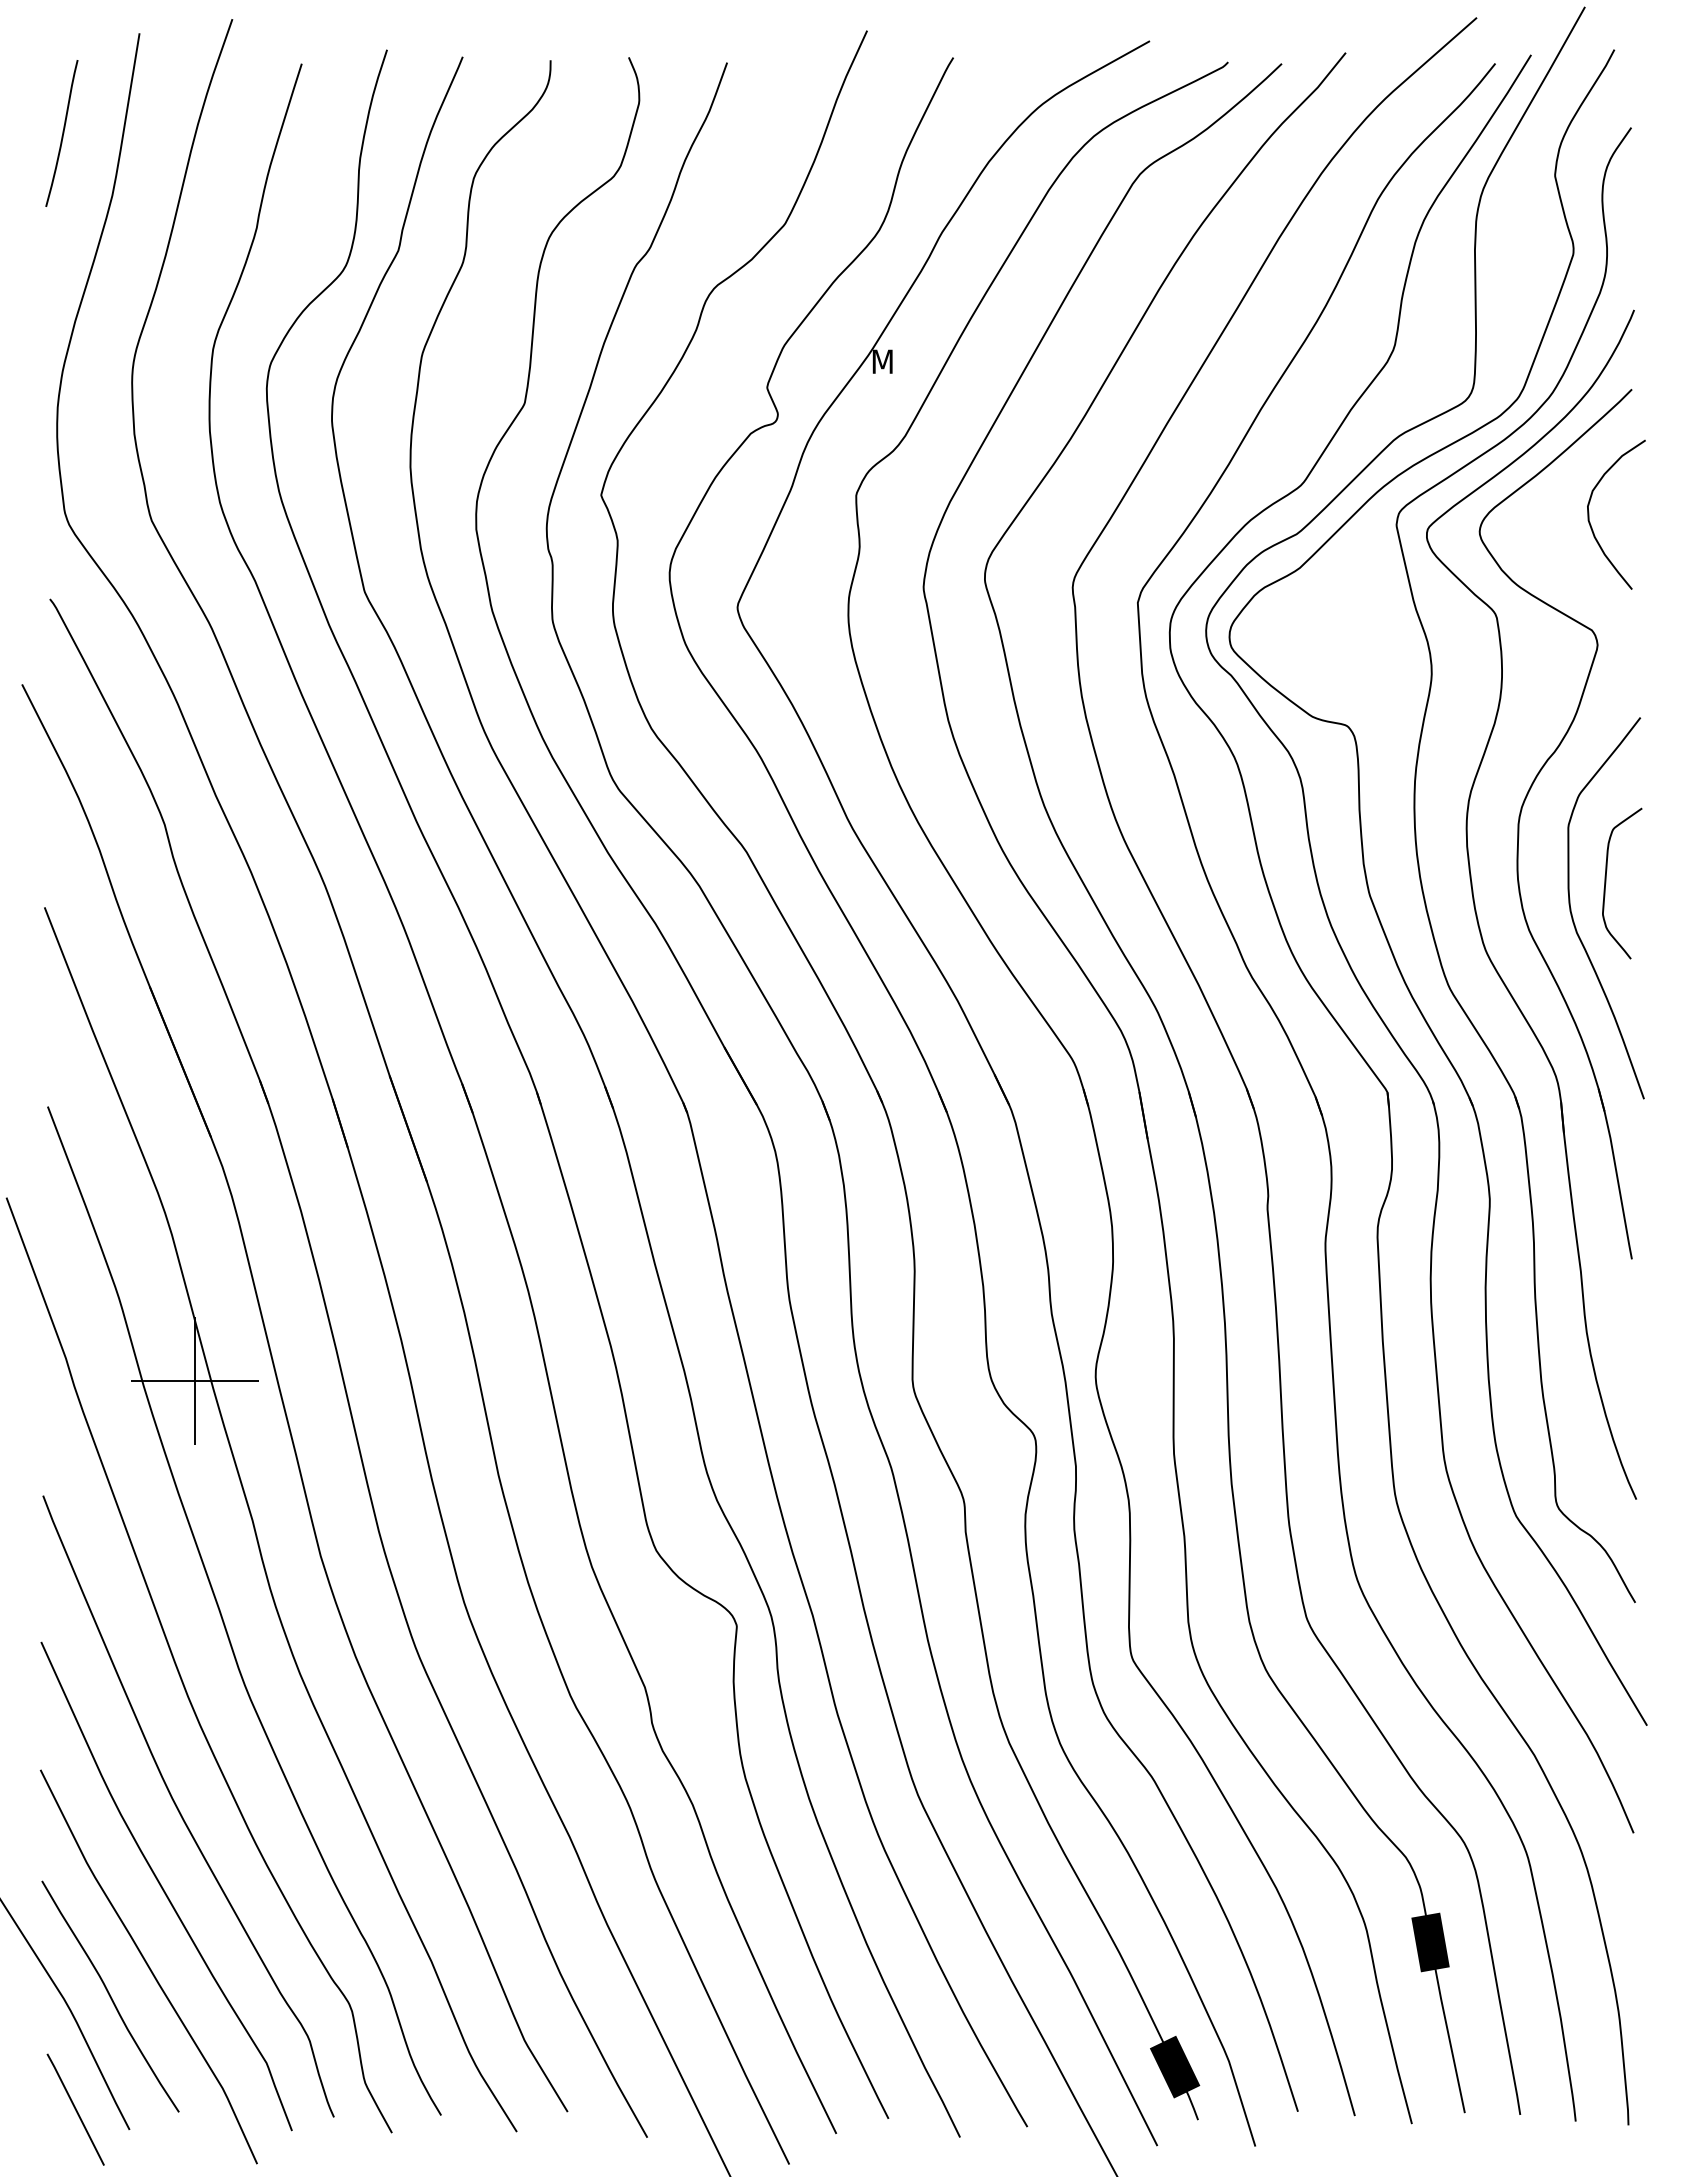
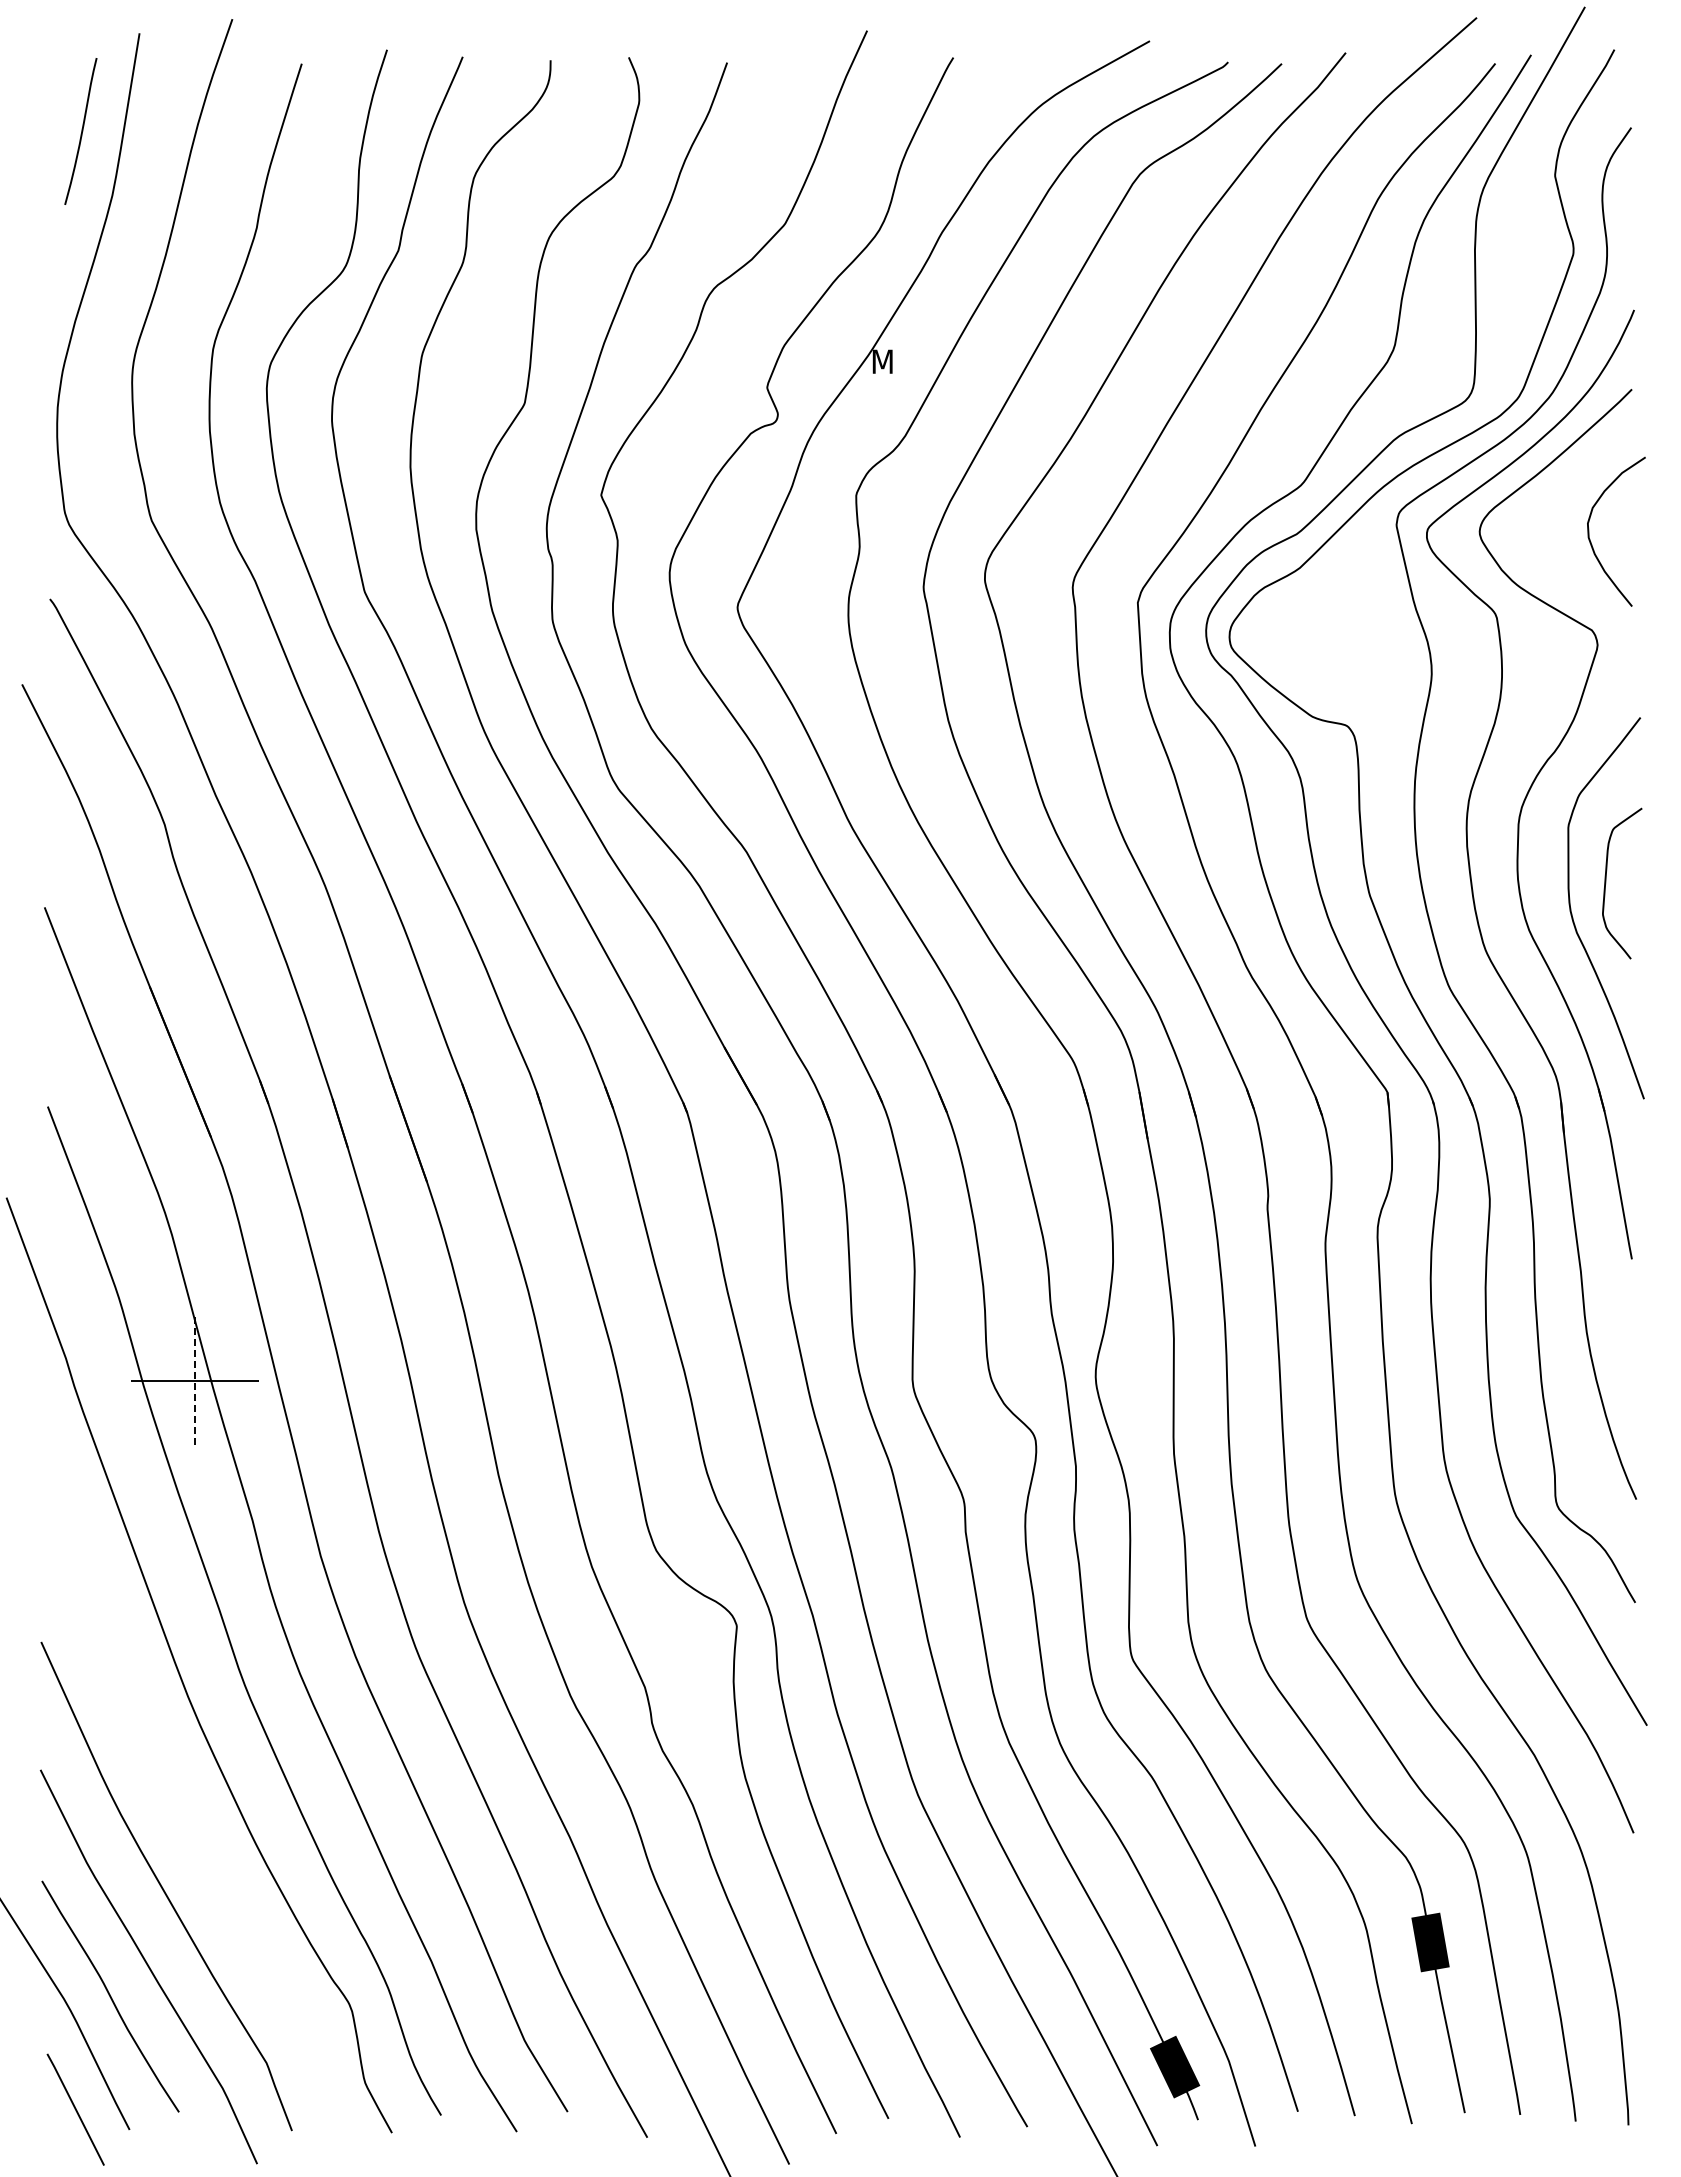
curve position: (62, 133) -> (81, 131) (81, 131)
curve position: (1591, 524) -> (1591, 541) (1591, 541)
line: solid -> dashed (194, 1380)
curve: present -> none (180, 1811)
